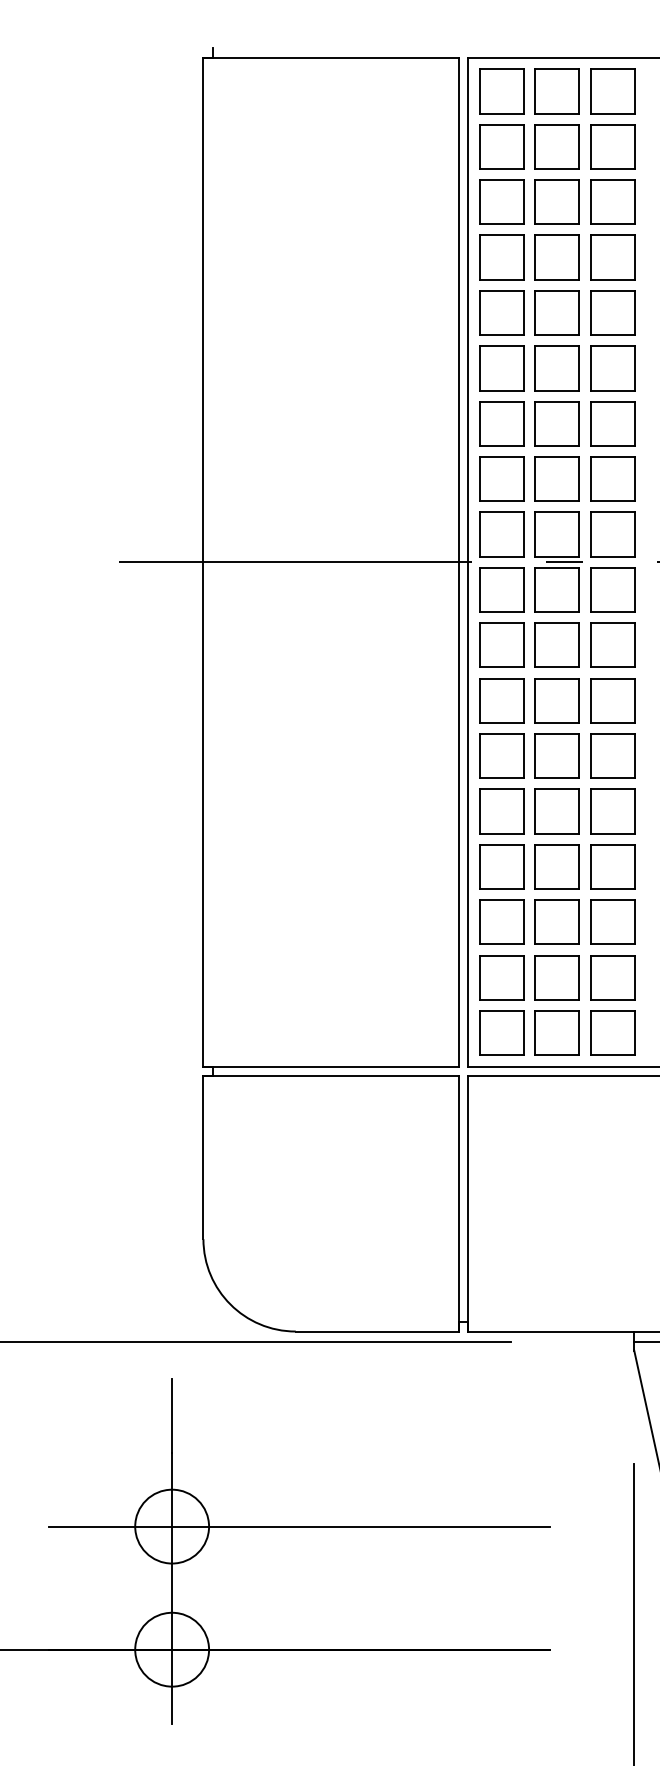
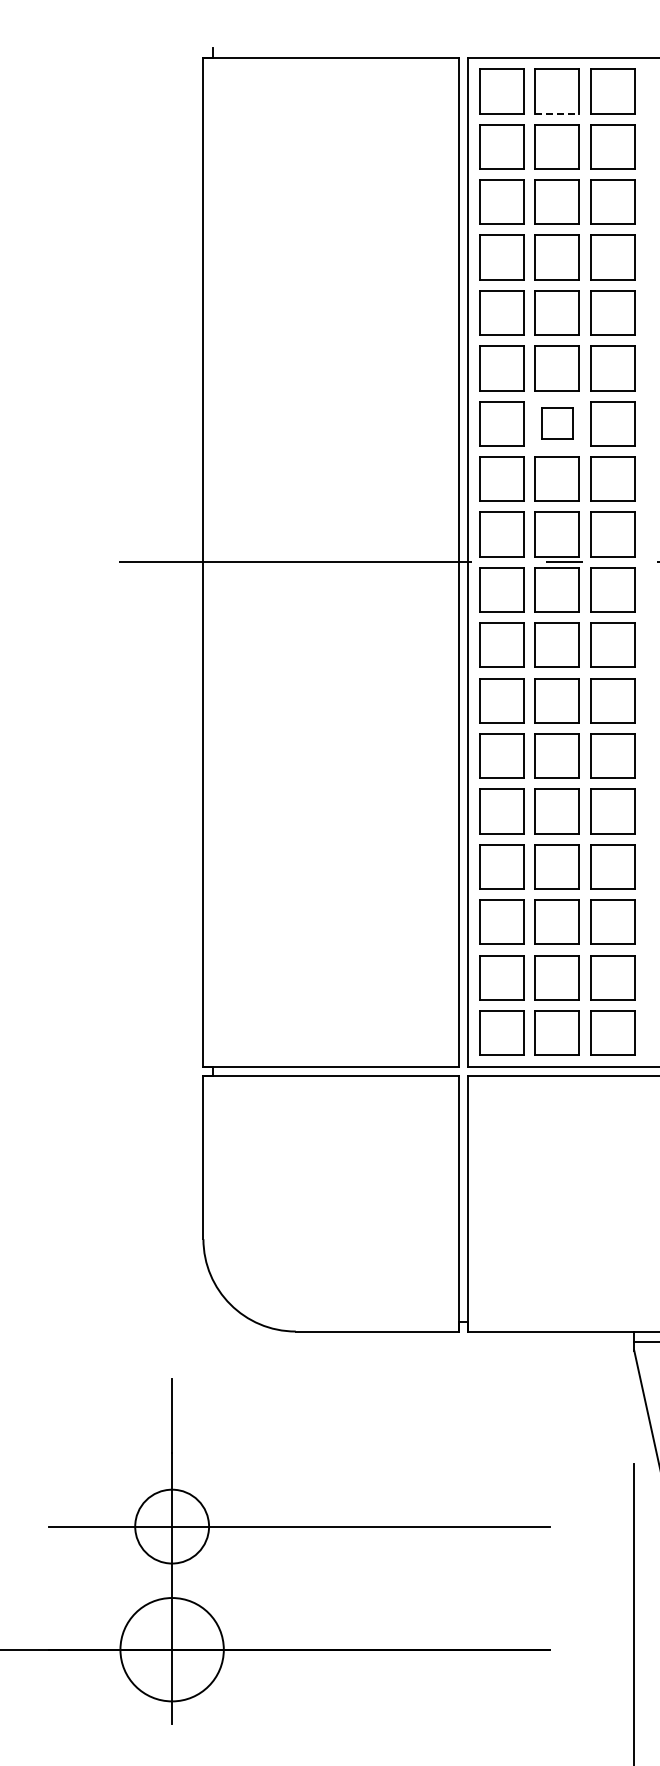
line: solid -> dashed (557, 113)
part size: 46x46 px -> 33x33 px (557, 423)
line: present -> none (256, 1341)
circle diameter: 74 px -> 103 px (171, 1649)
